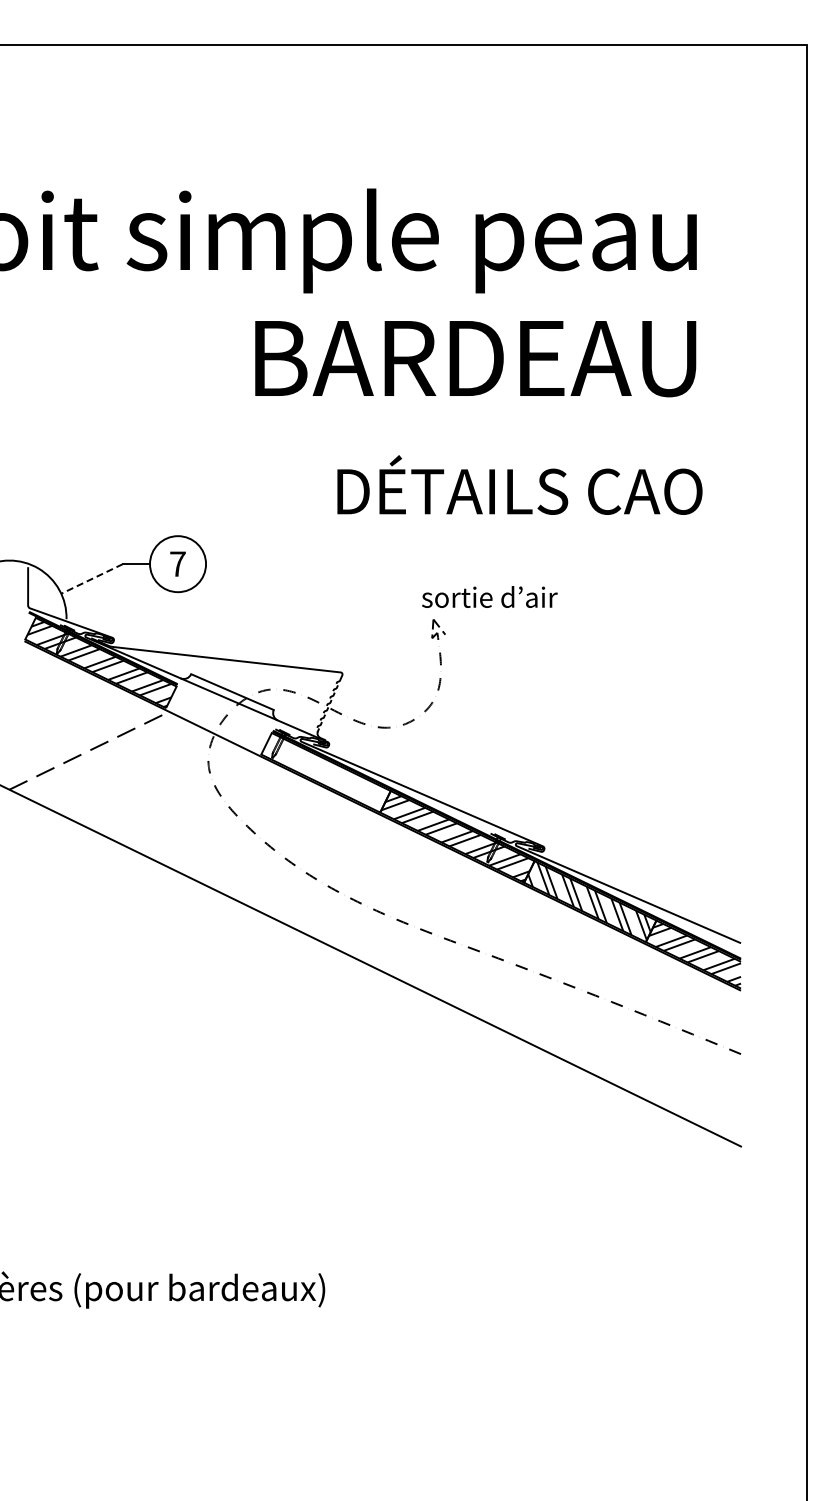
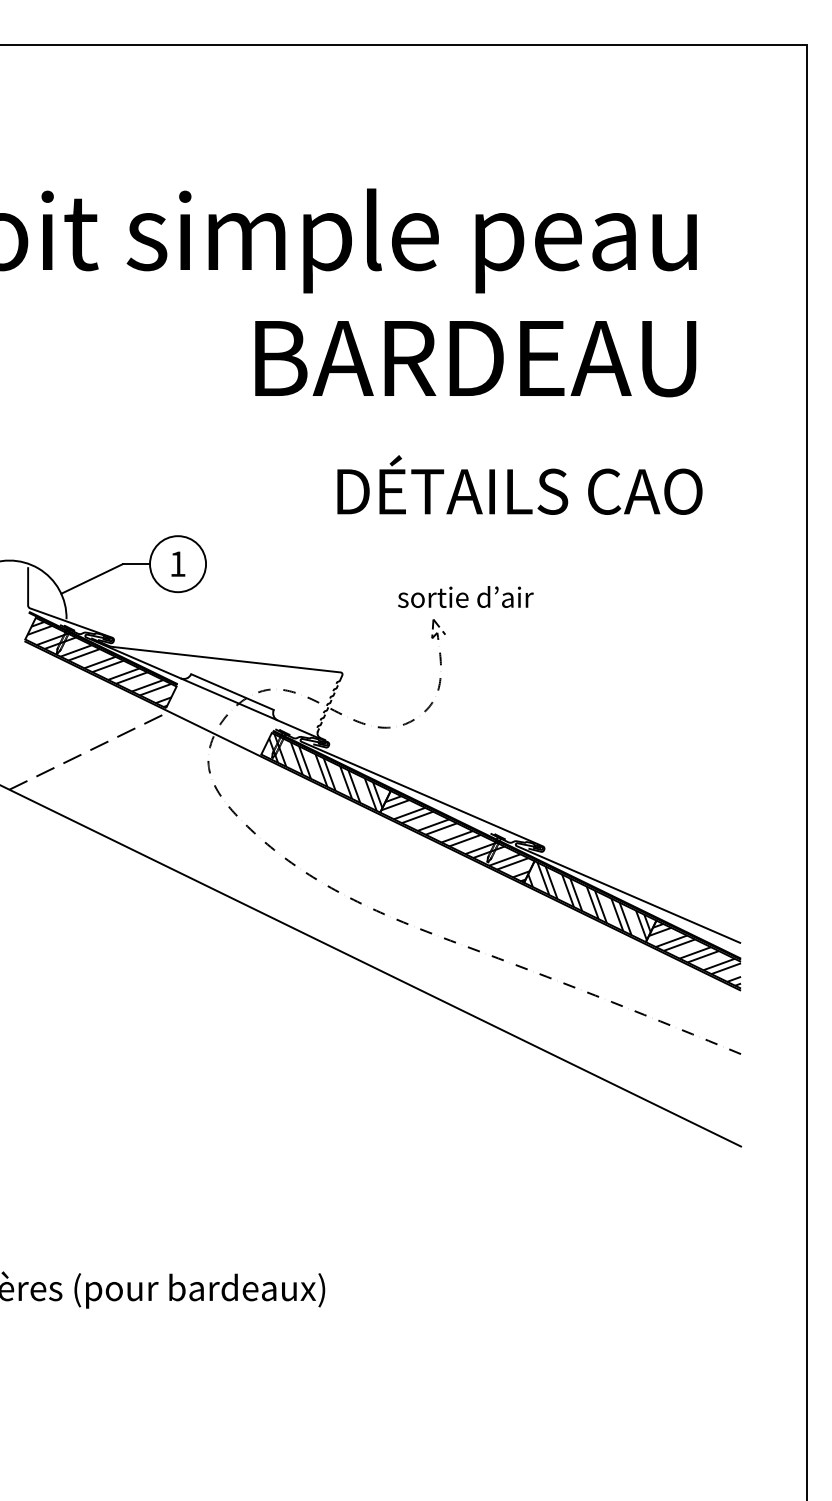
text: 7 -> 1 (177, 563)
line: dashed -> solid (91, 579)
text position: (489, 596) -> (465, 596) (465, 596)
hatch: none -> present (325, 772)
